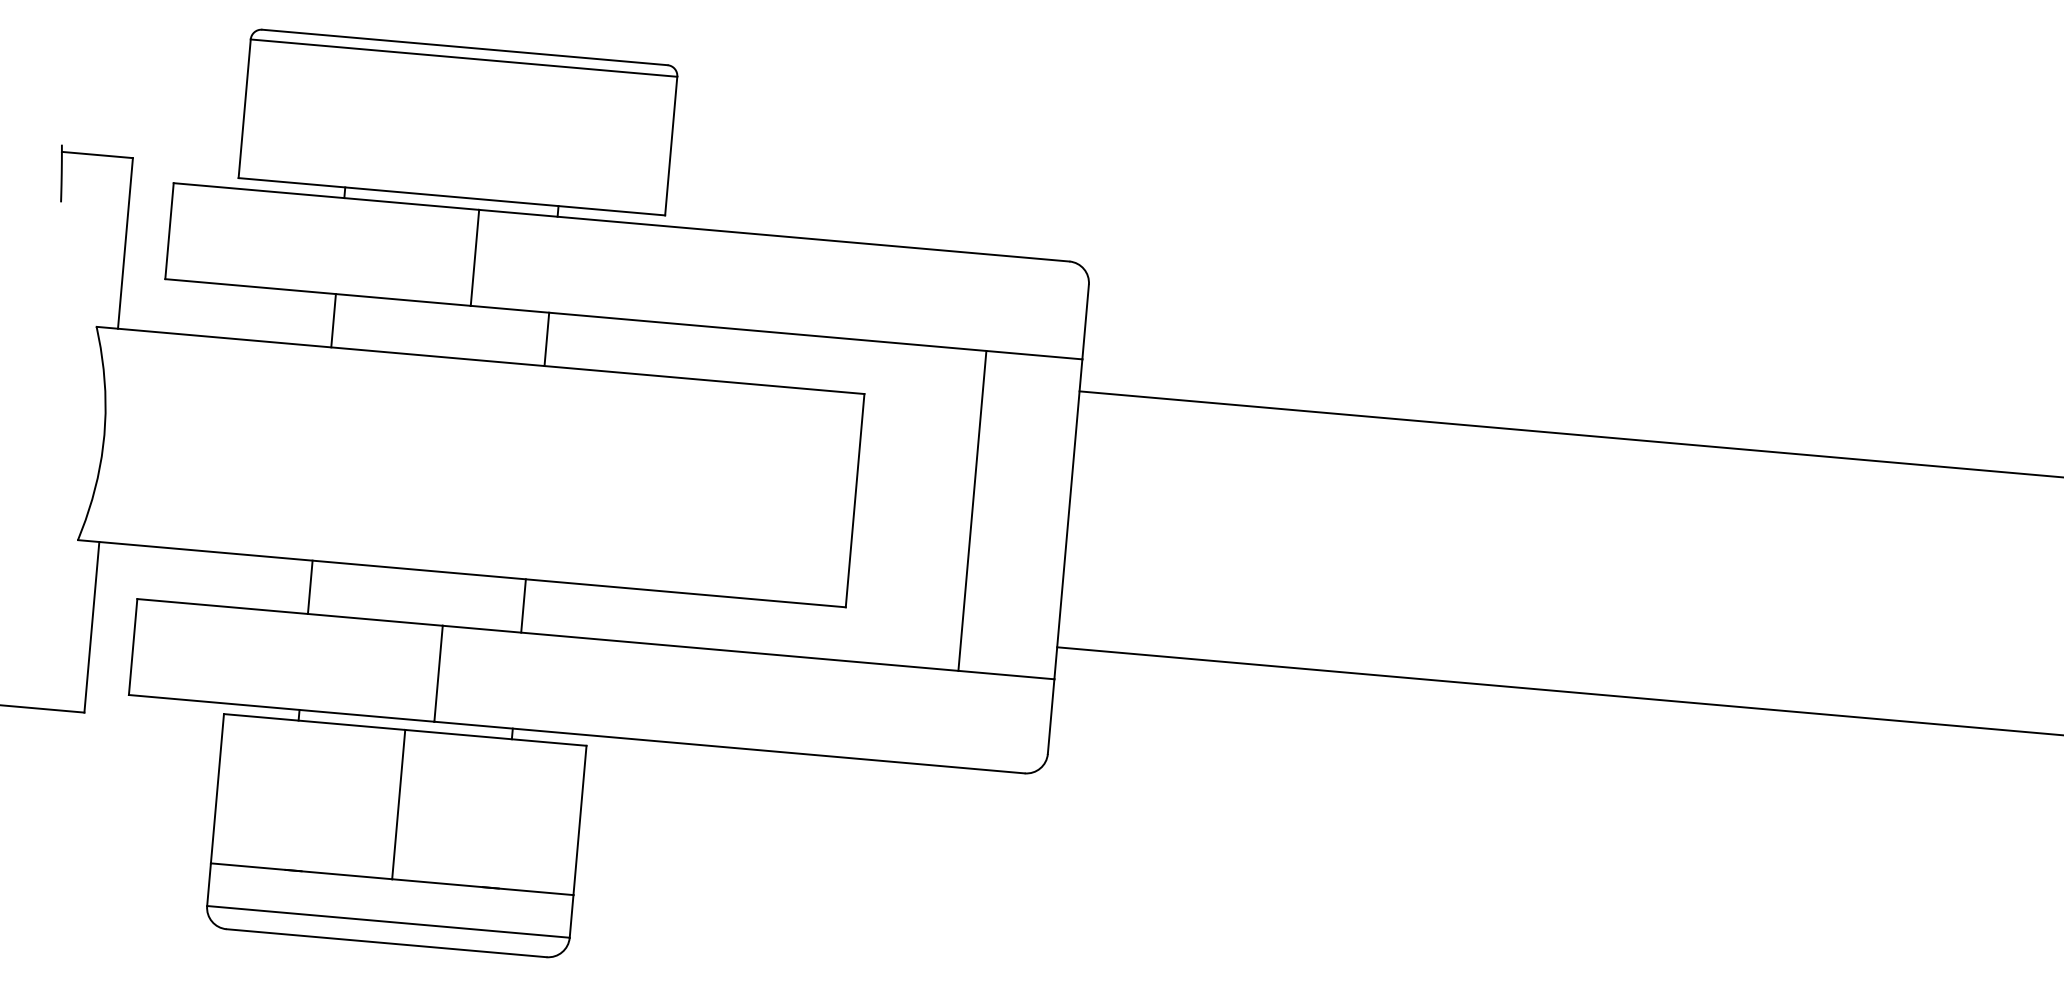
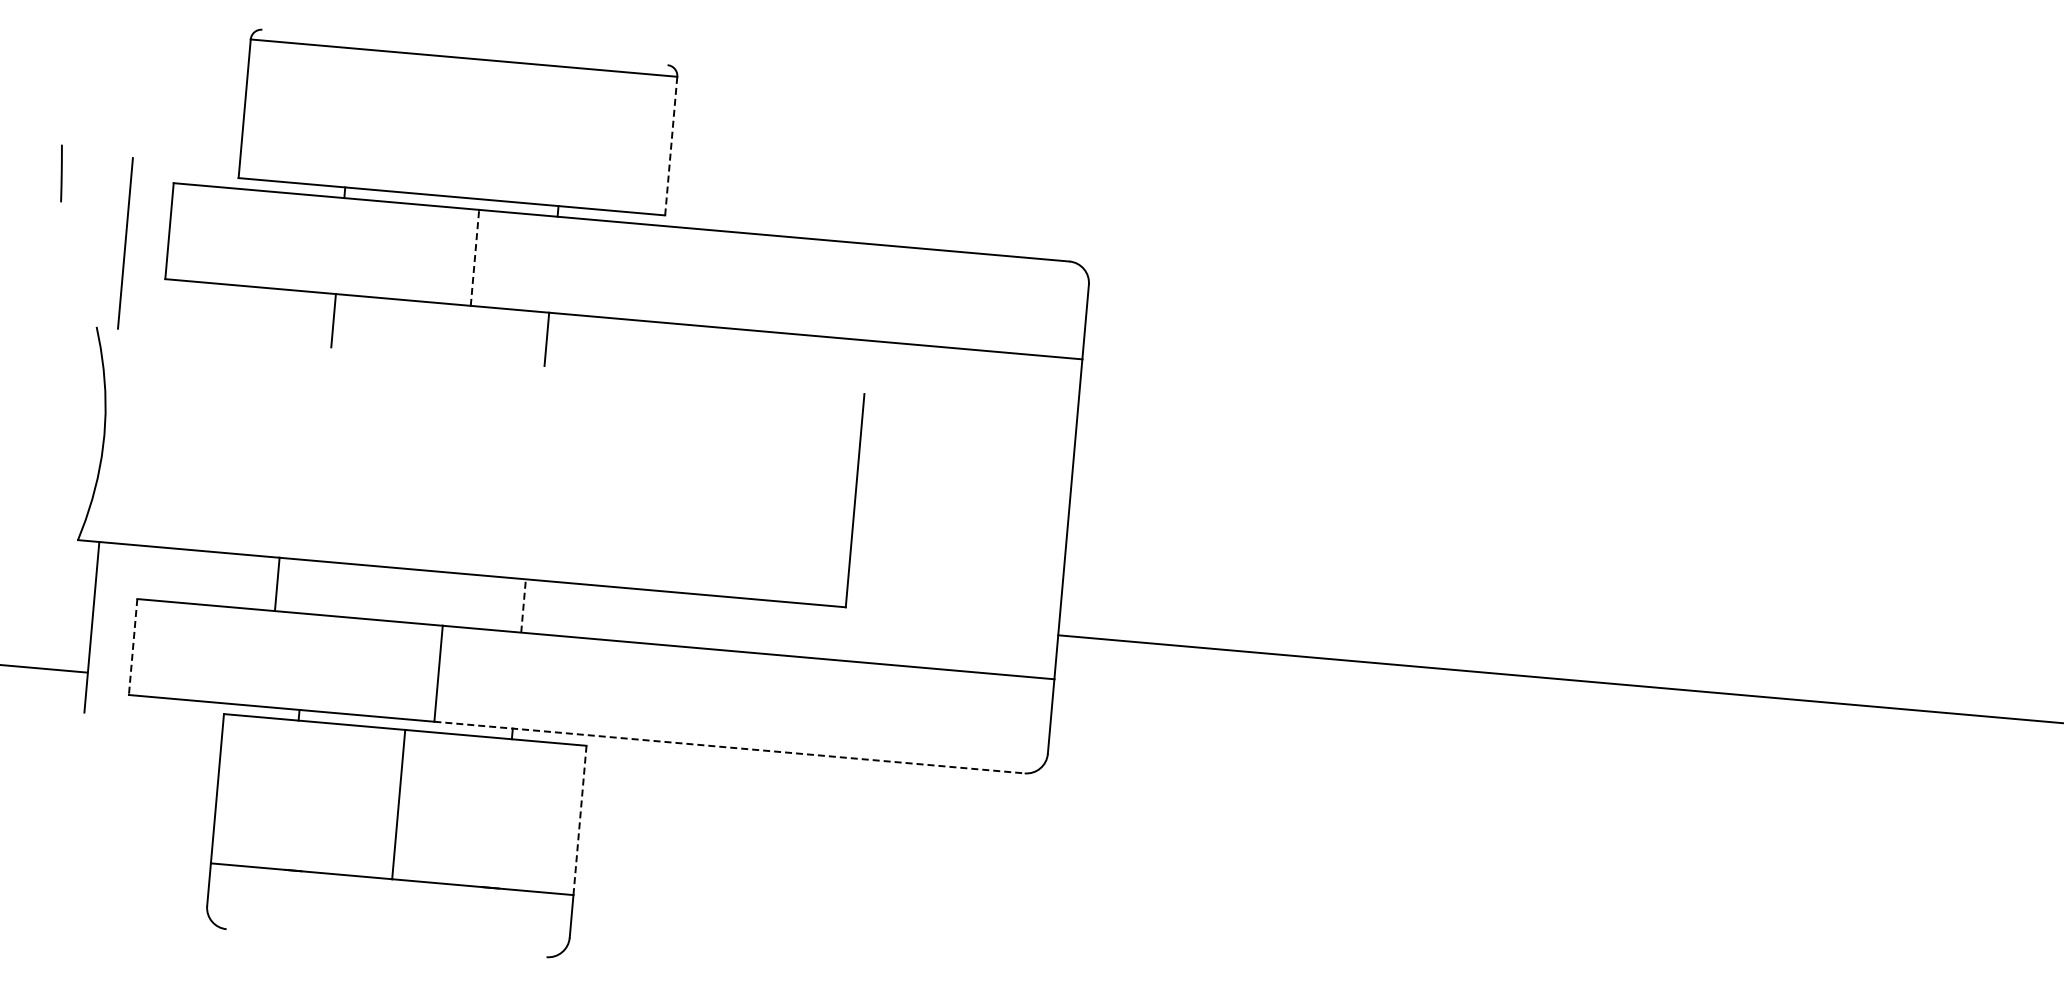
line: present -> none (464, 47)
line: solid -> dashed (671, 146)
line: present -> none (96, 154)
line: solid -> dashed (475, 257)
line: present -> none (480, 360)
line: present -> none (1569, 434)
line: present -> none (972, 510)
line position: (309, 586) -> (276, 583) (276, 583)
line: solid -> dashed (523, 605)
line: solid -> dashed (133, 647)
line position: (1558, 691) -> (1559, 679) (1559, 679)
line position: (43, 708) -> (44, 668) (44, 668)
line: solid -> dashed (730, 747)
line: solid -> dashed (580, 820)
line: present -> none (388, 921)
line: present -> none (386, 943)
